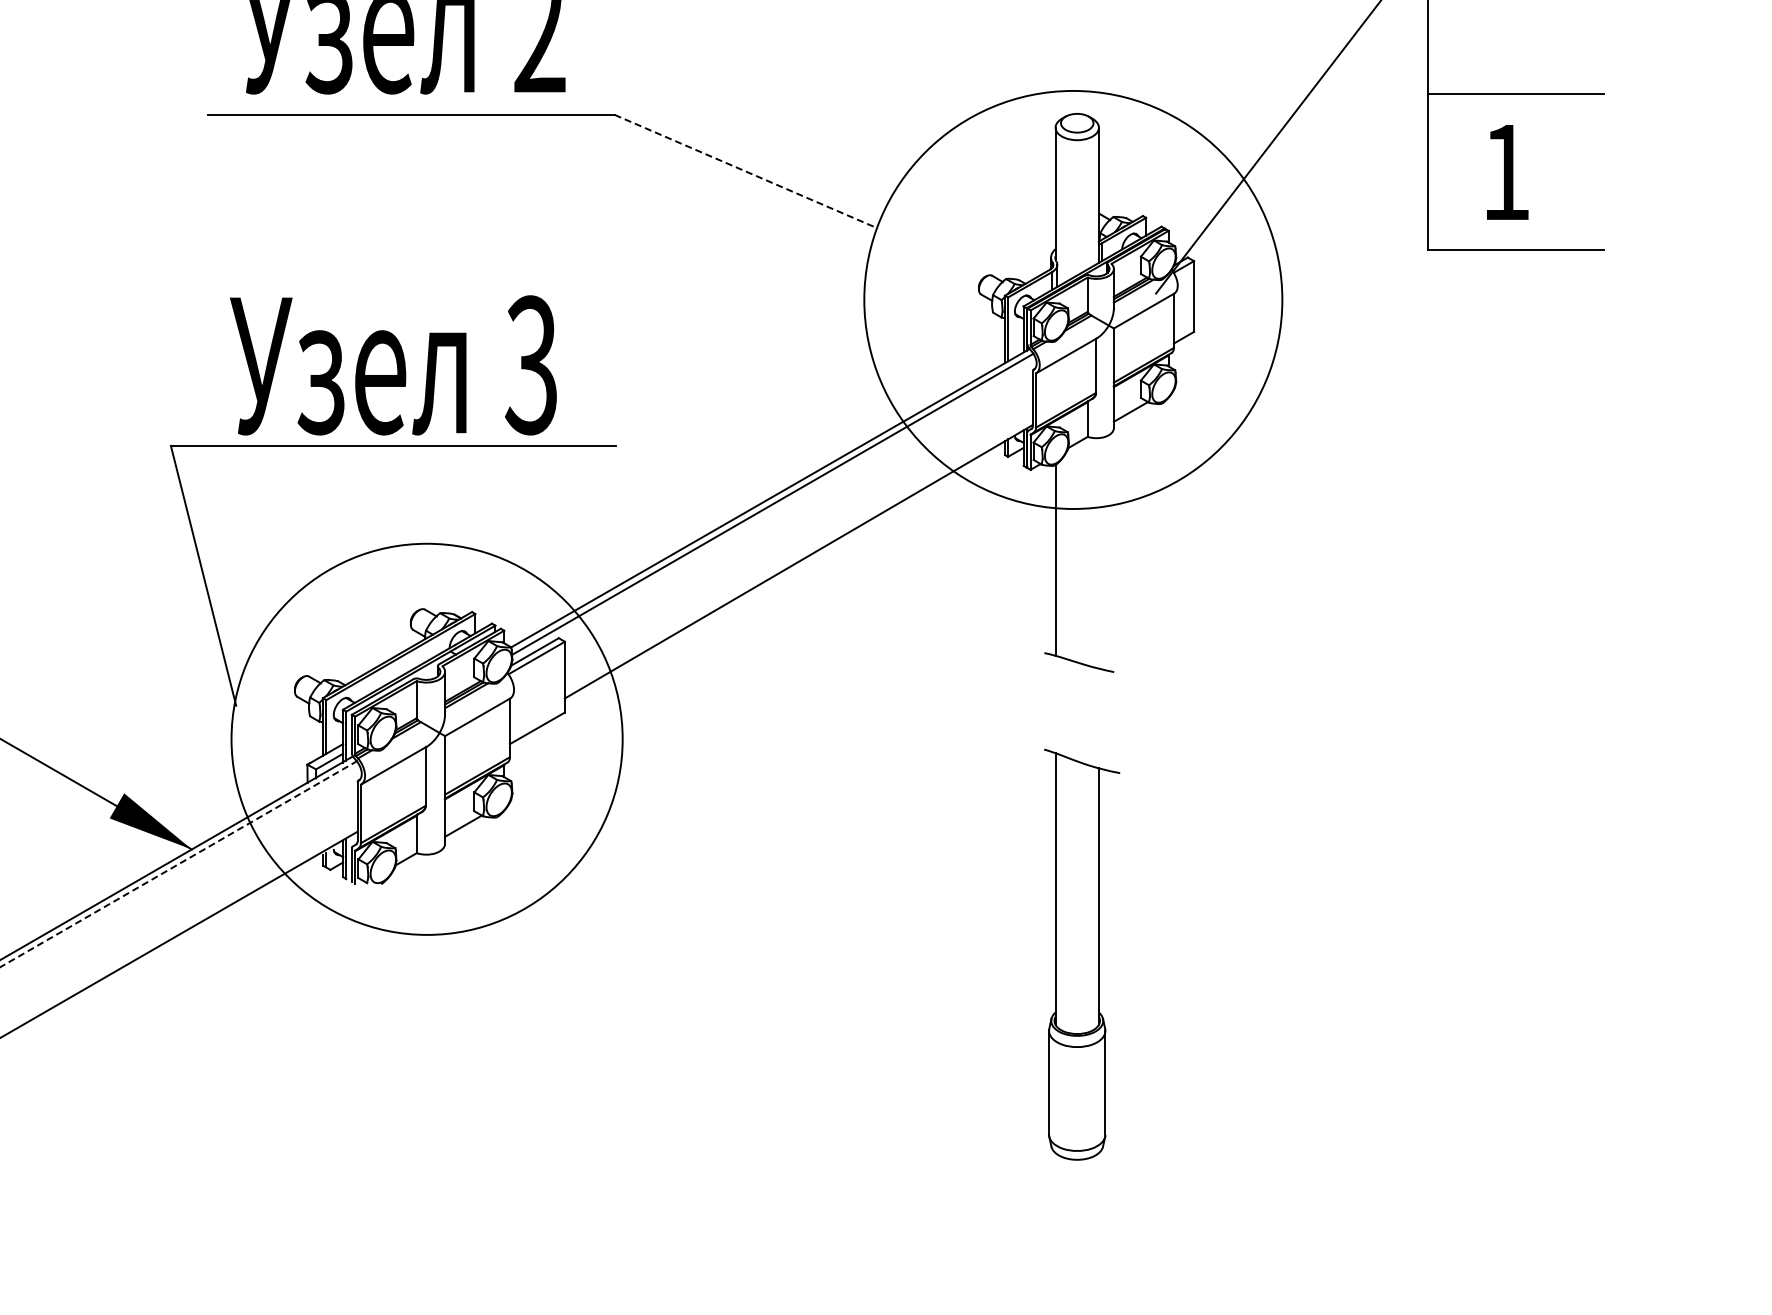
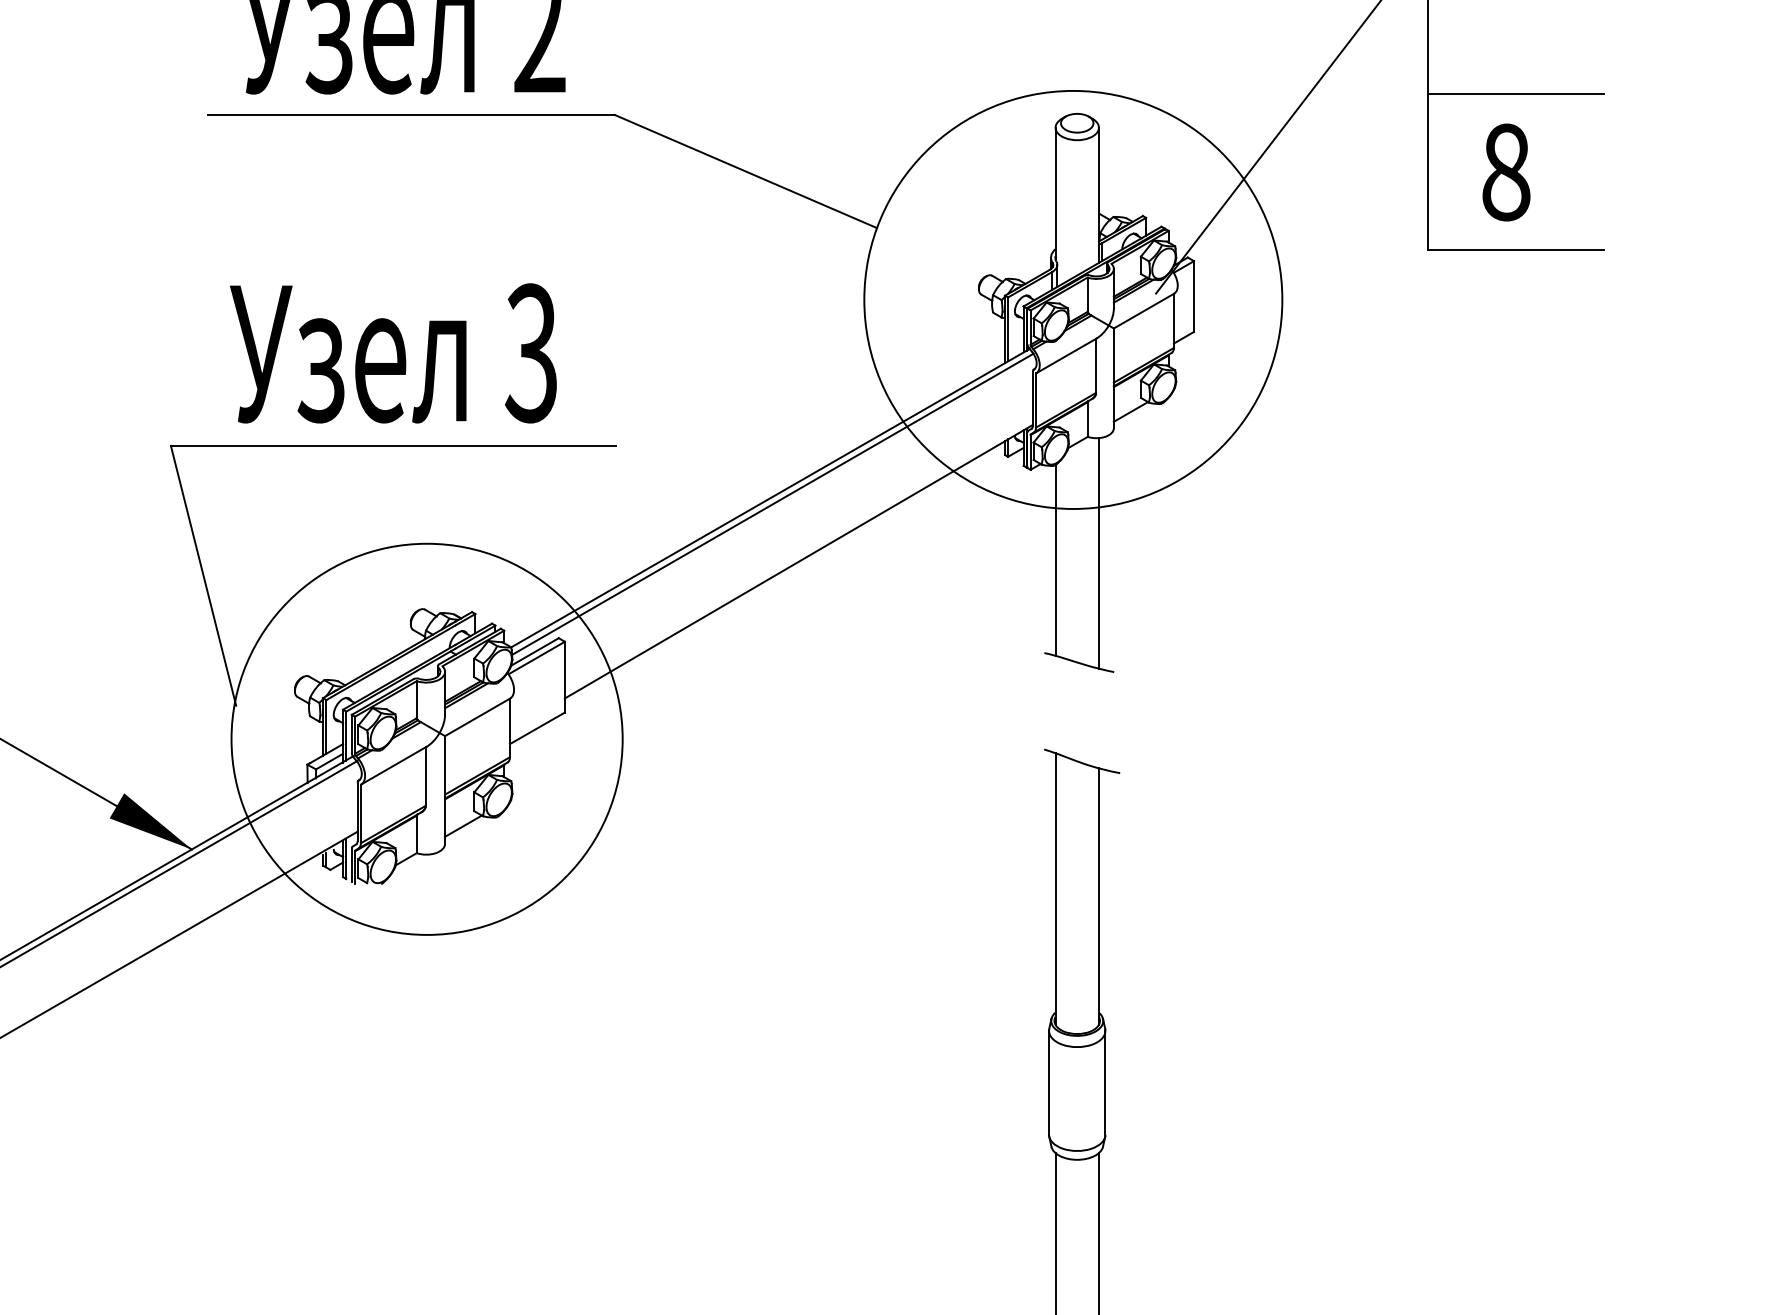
line: dashed -> solid (745, 171)
text: 1 -> 8 (1506, 172)
text position: (393, 365) -> (393, 353) (393, 353)
line: none -> present (1098, 553)
line: dashed -> solid (178, 864)
line: none -> present (1055, 1232)
line: none -> present (1098, 1232)
